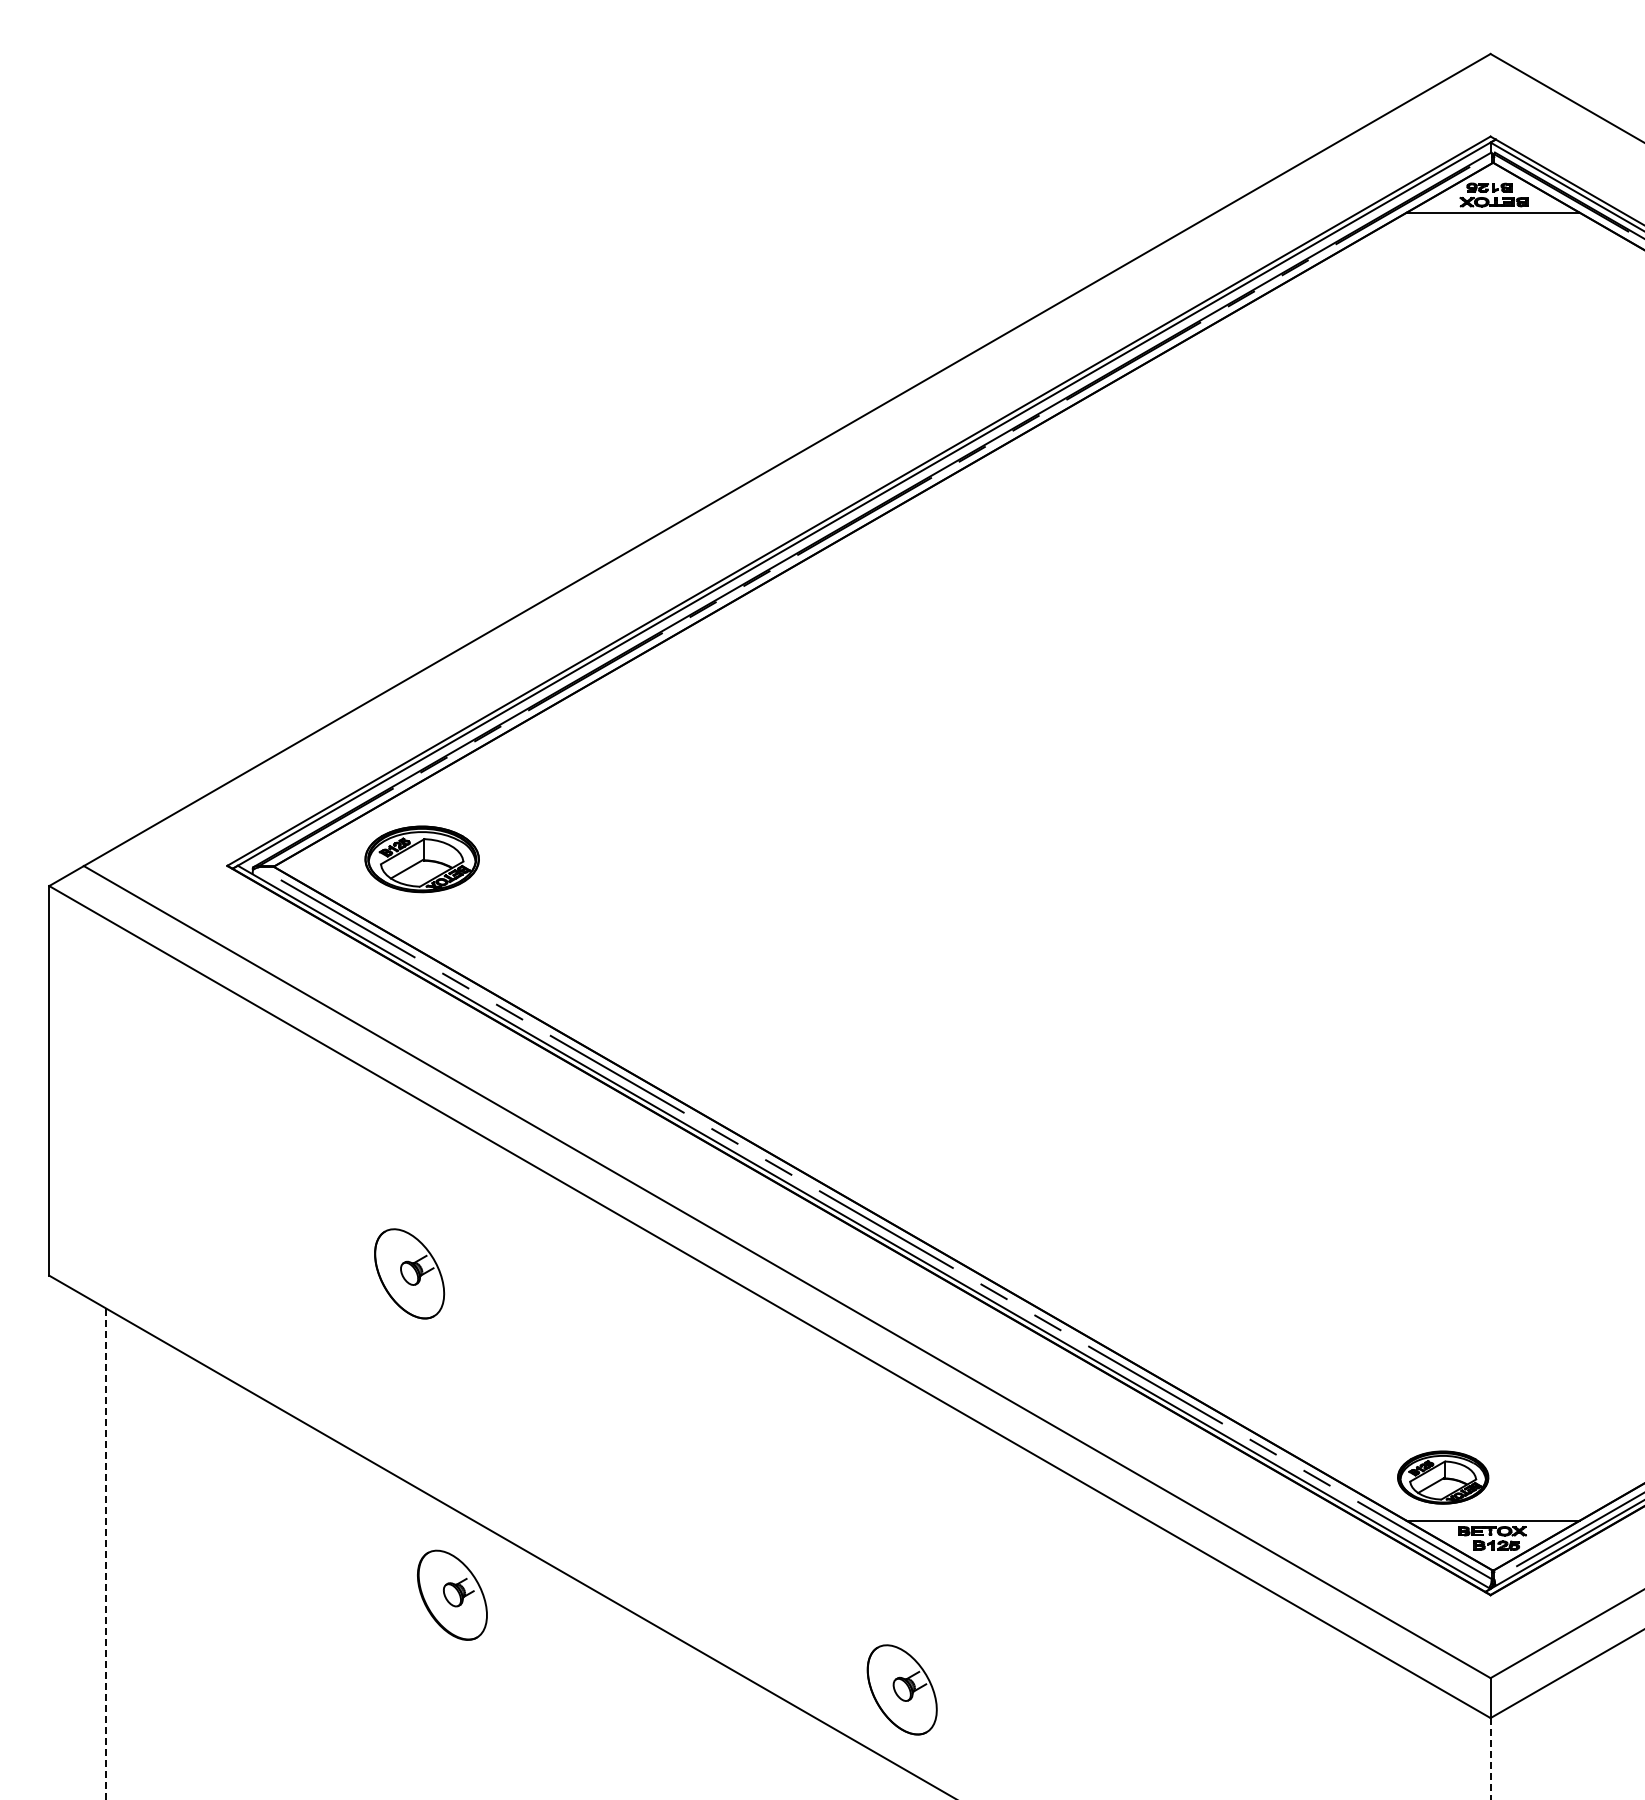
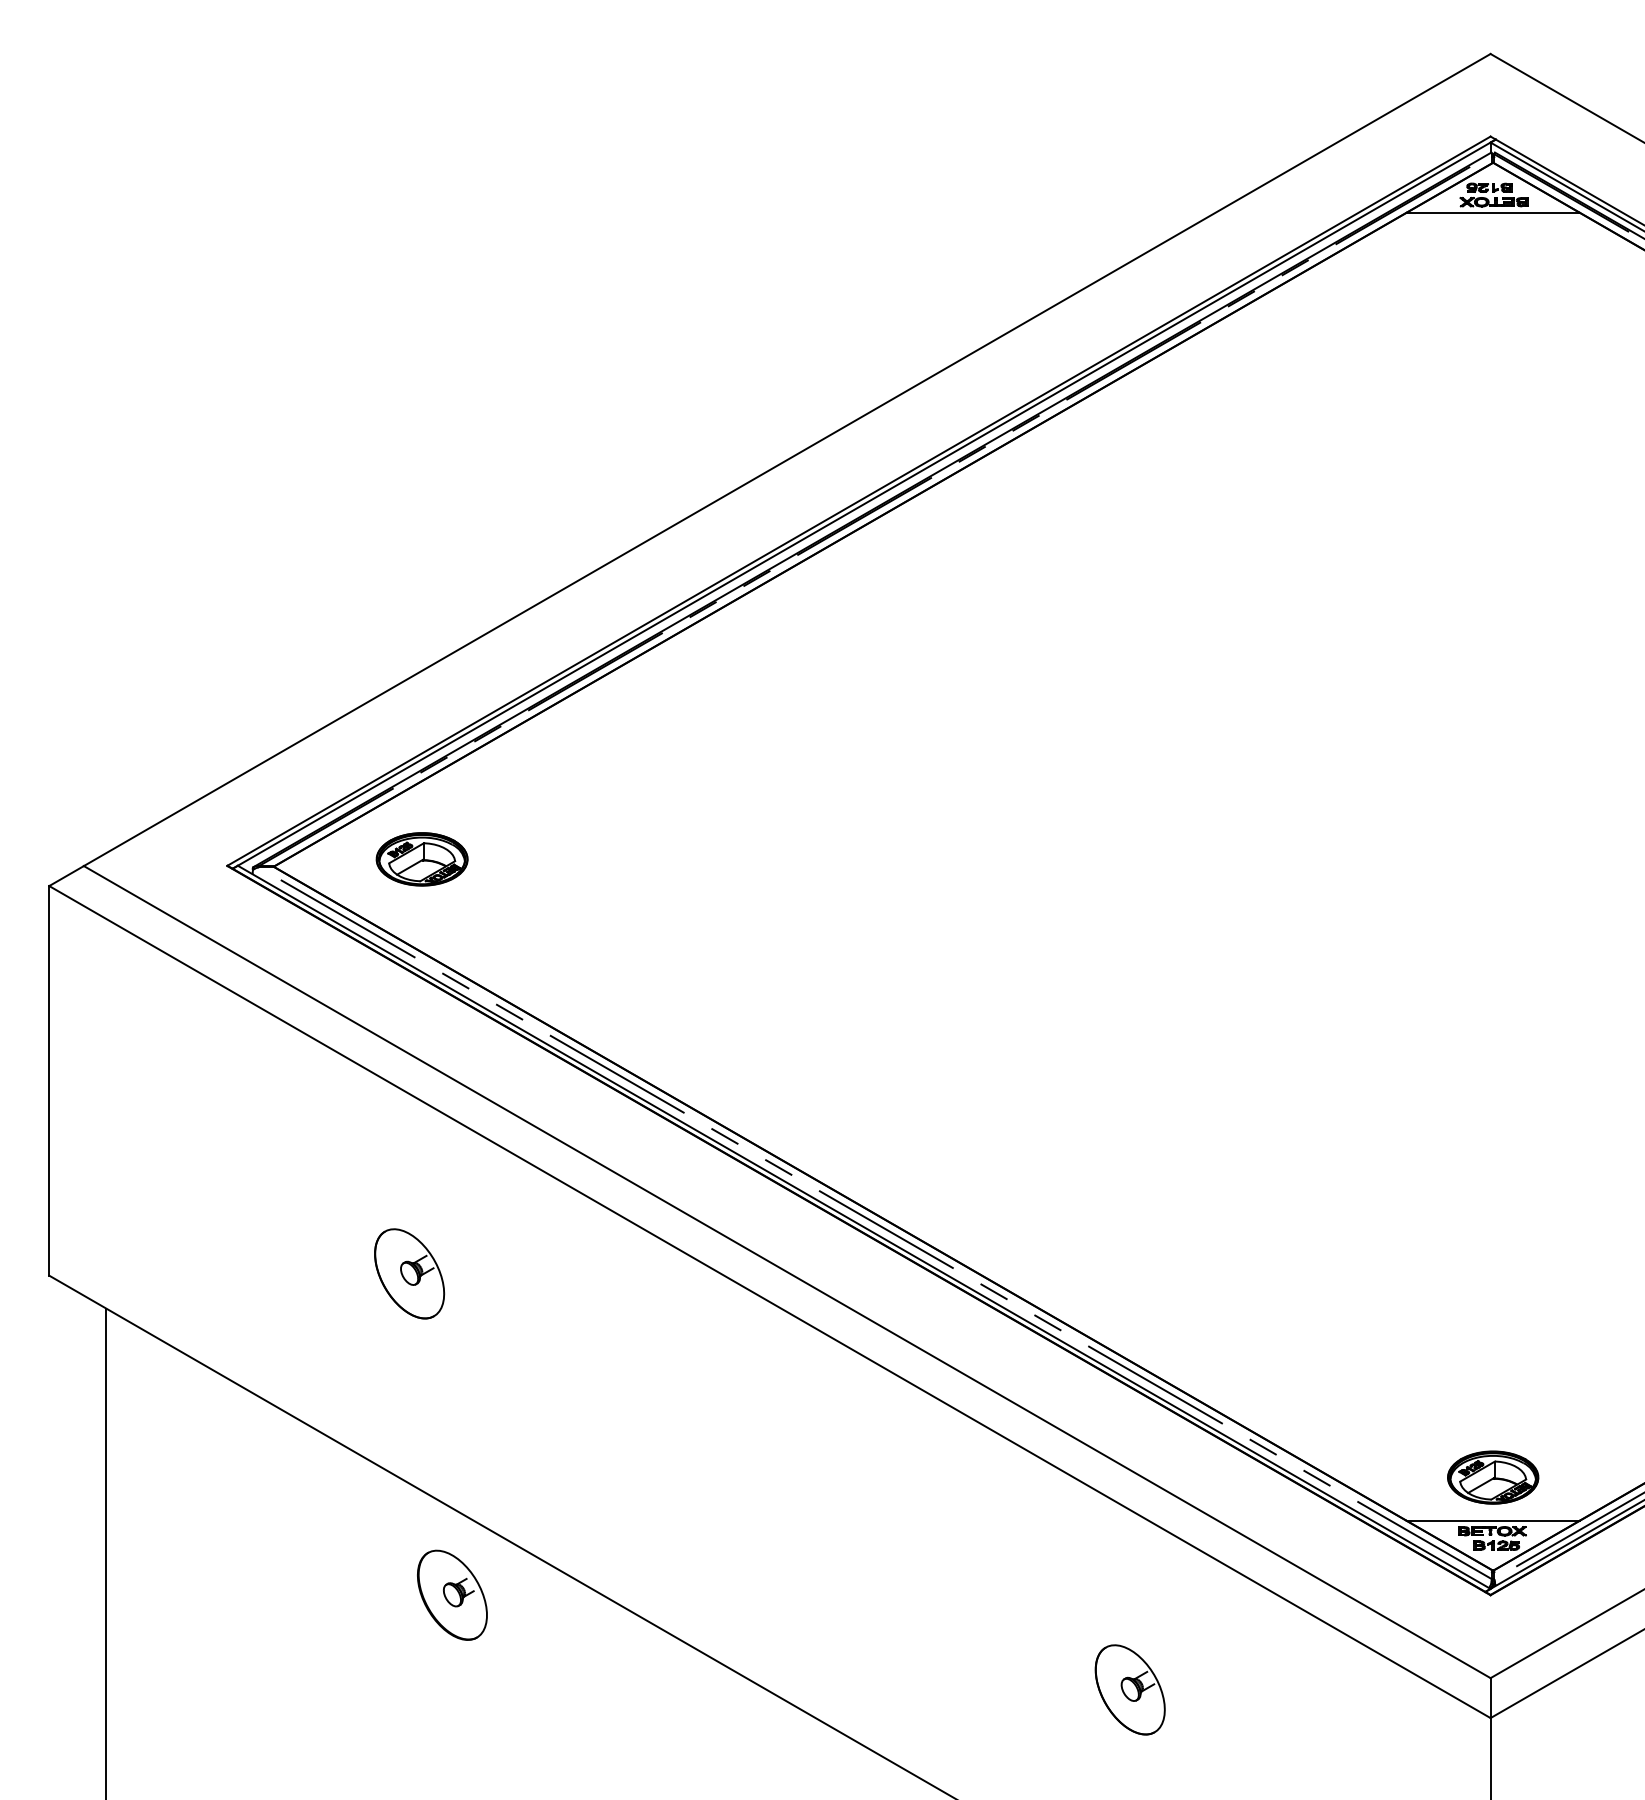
part size: 116x69 px -> 94x55 px (421, 859)
part position: (1443, 1477) -> (1493, 1477) (1493, 1477)
line: dashed -> solid (106, 1554)
part position: (901, 1689) -> (1129, 1689) (1129, 1689)
line: dashed -> solid (1490, 1759)
